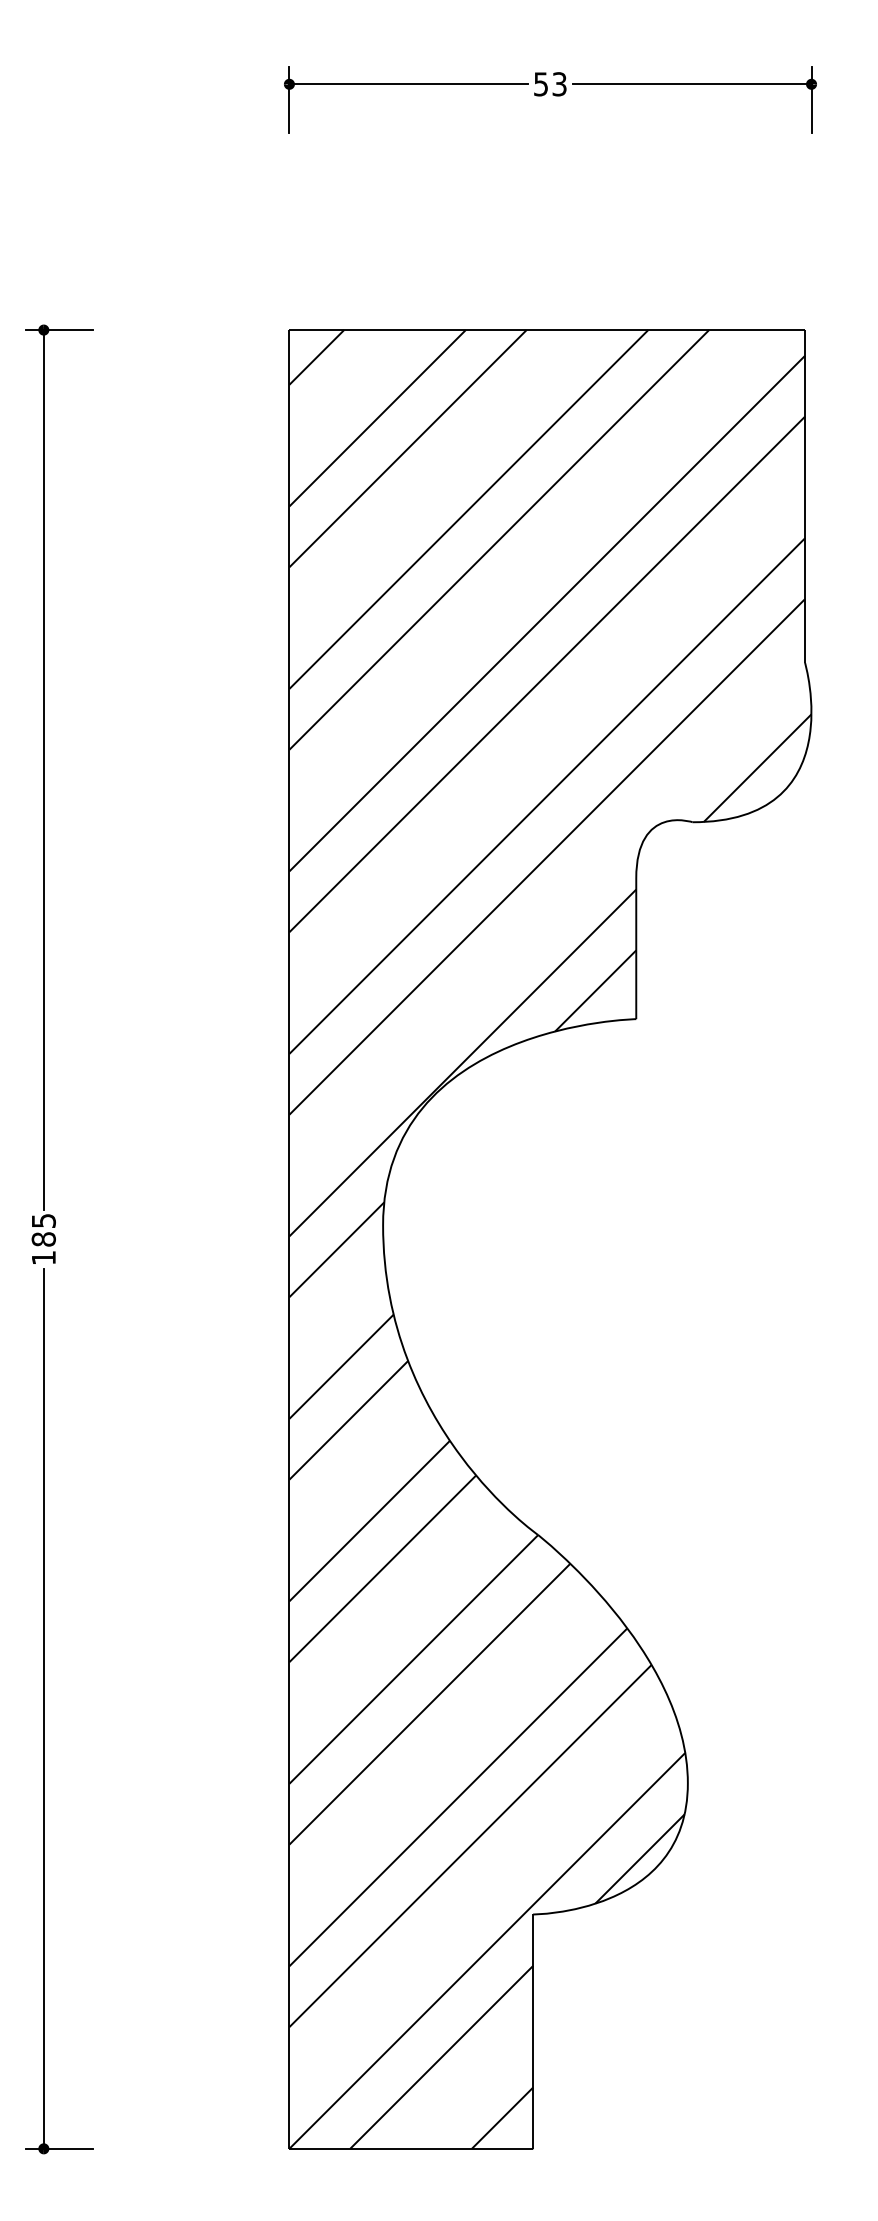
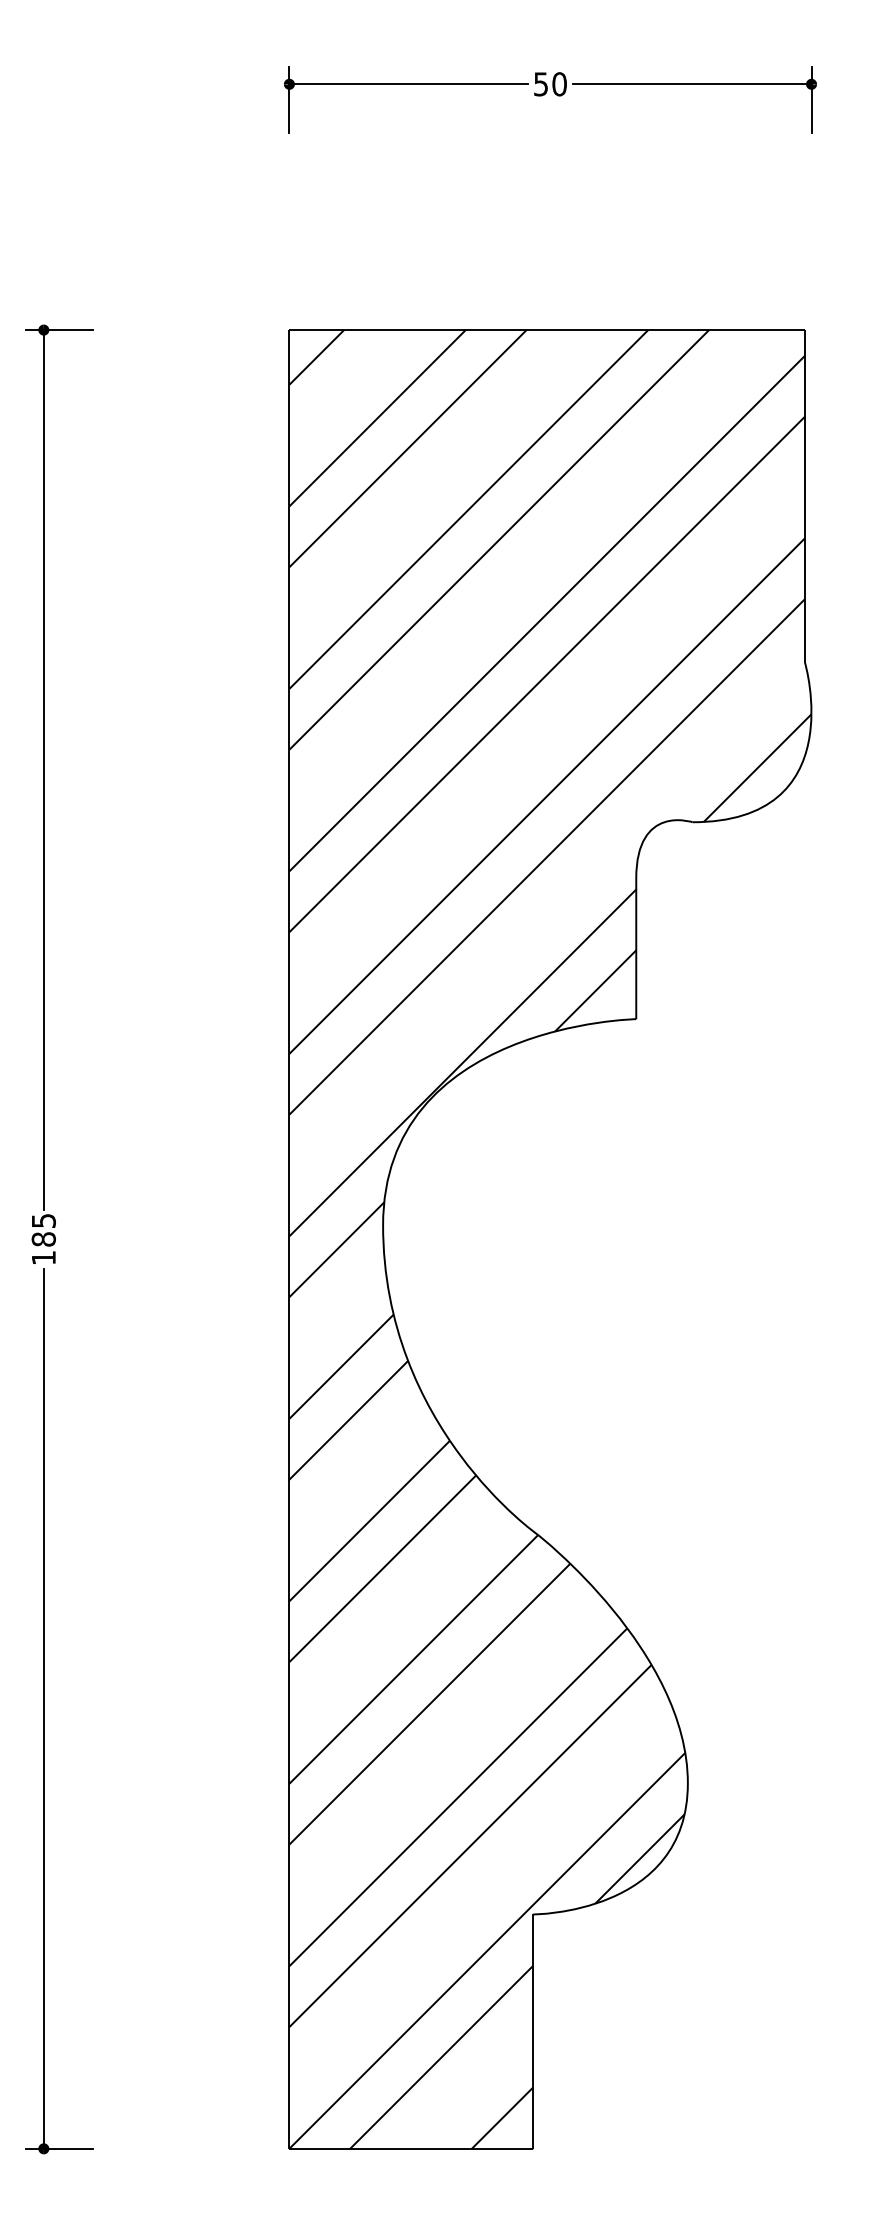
text: 53 -> 50 (559, 84)
